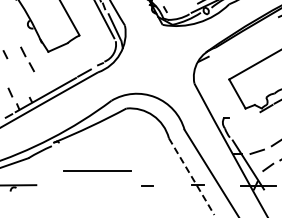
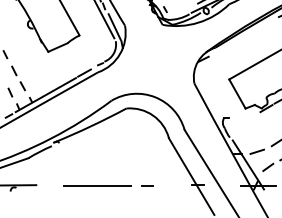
part position: (27, 59) -> (18, 78) (18, 78)
line position: (97, 170) -> (97, 185) (97, 185)
line: dashed -> solid (191, 176)
